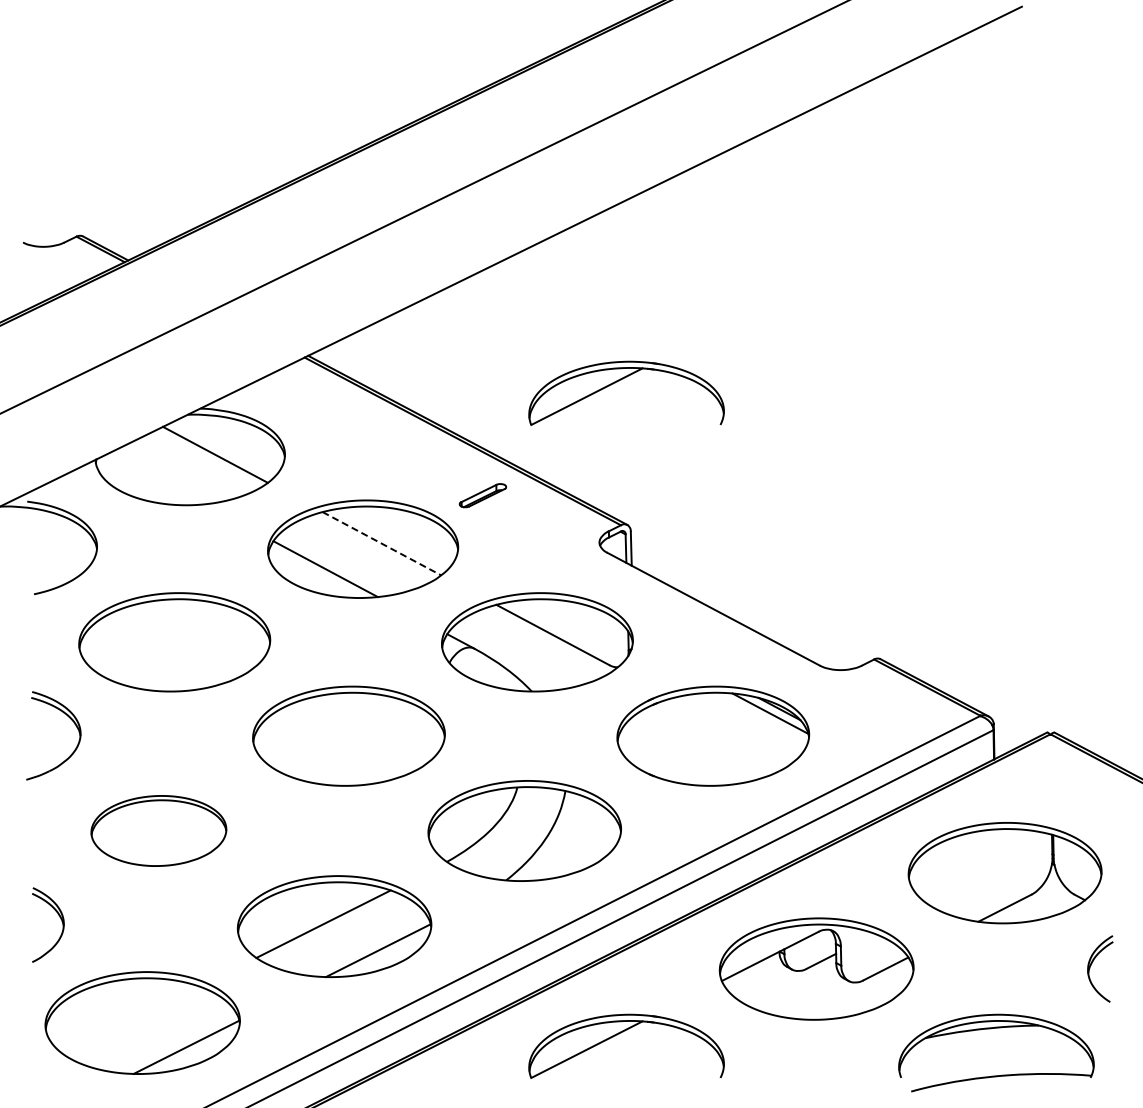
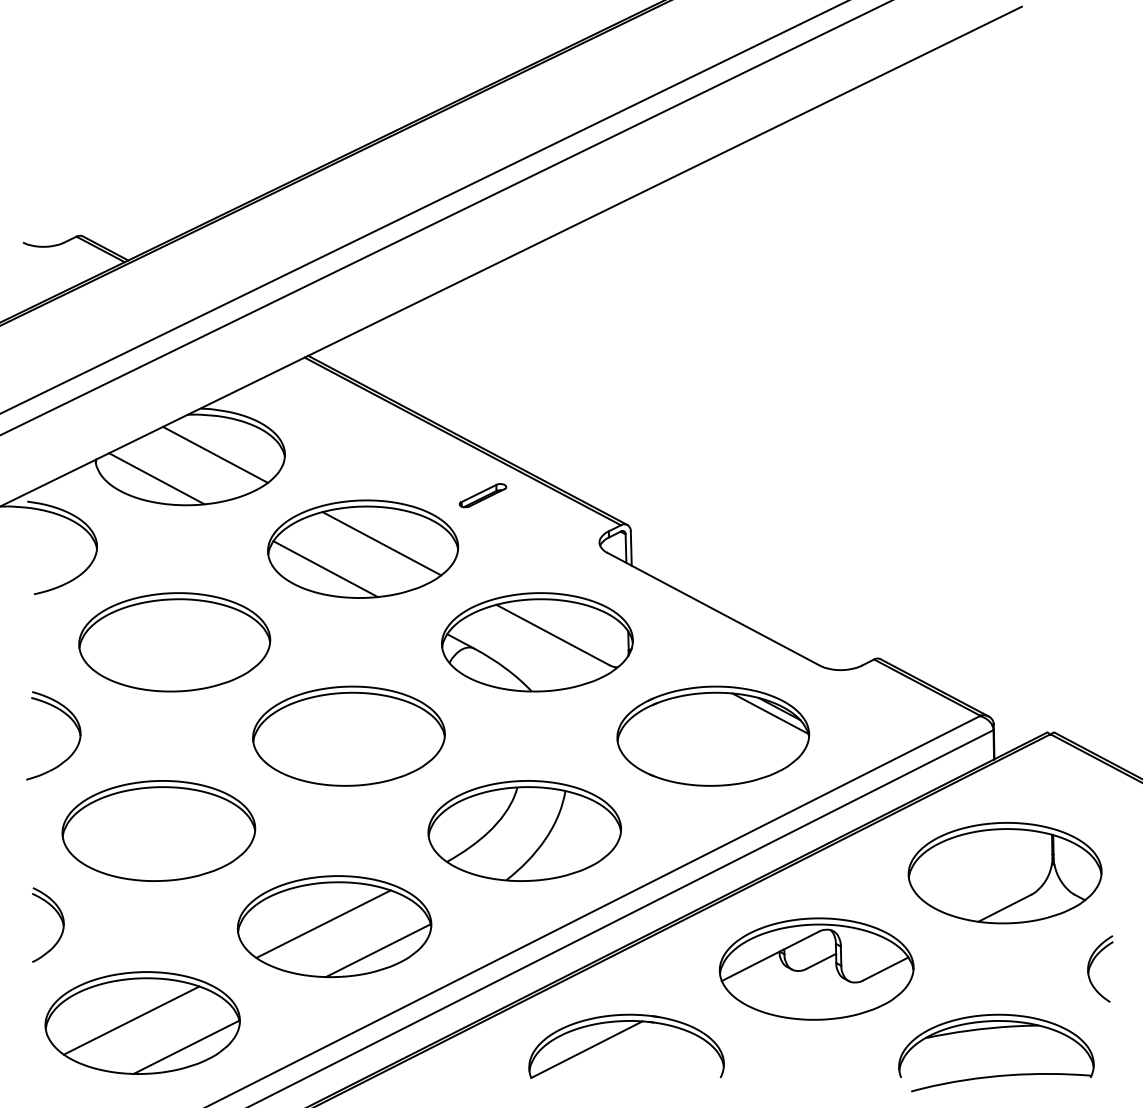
line: none -> present (445, 218)
part: present -> none (621, 380)
line: none -> present (156, 478)
line: dashed -> solid (382, 543)
part size: 138x72 px -> 196x102 px (158, 830)
line: none -> present (131, 1020)
